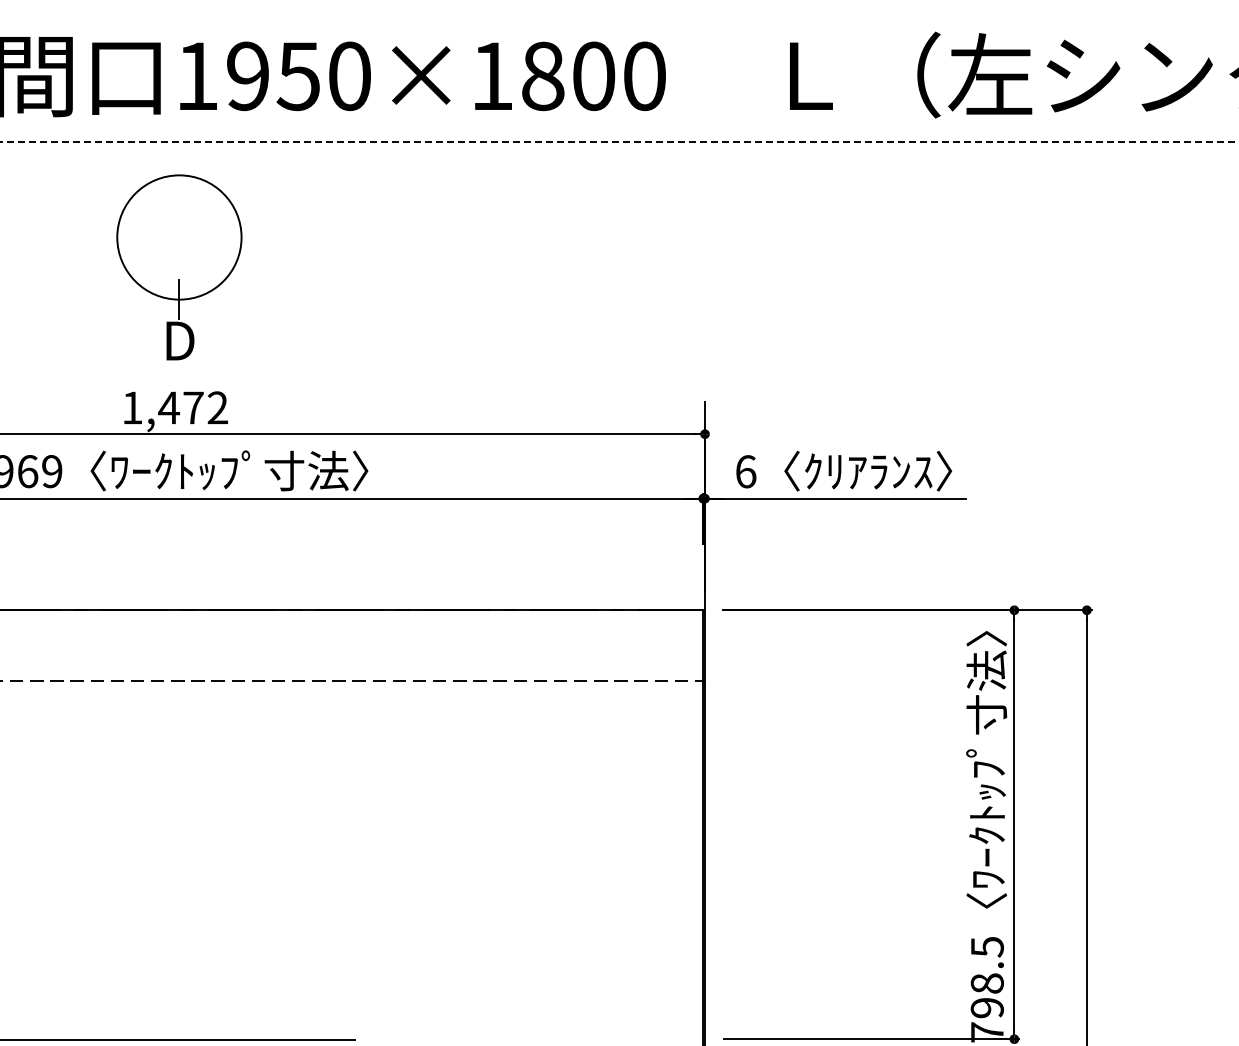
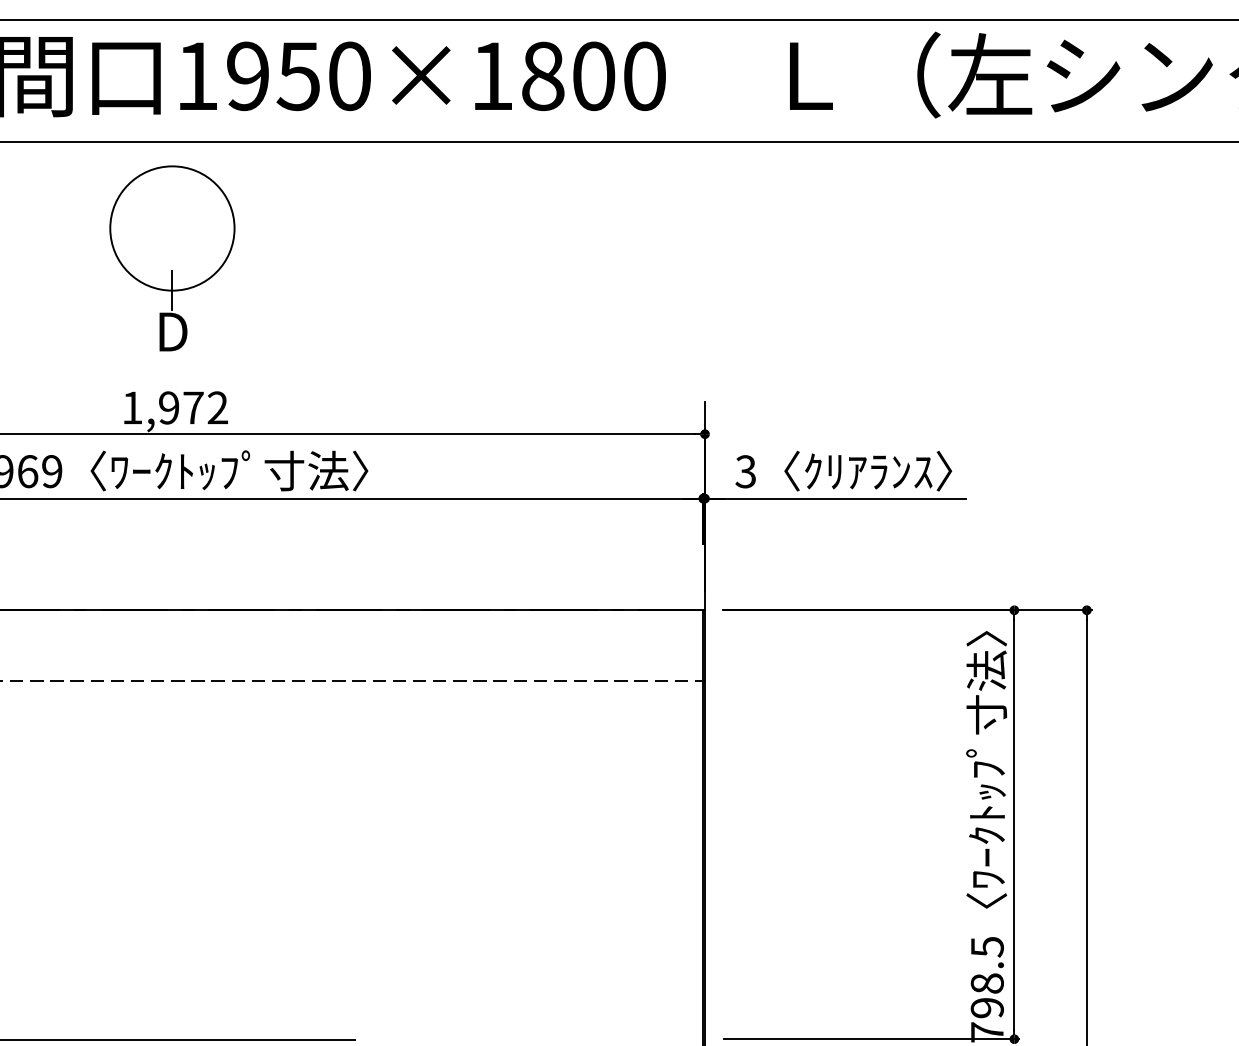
line: none -> present (618, 20)
line: dashed -> solid (619, 141)
part position: (179, 267) -> (172, 258) (172, 258)
text: 1,472 -> 1,972 (169, 407)
text: 6 -> 3 (745, 471)
